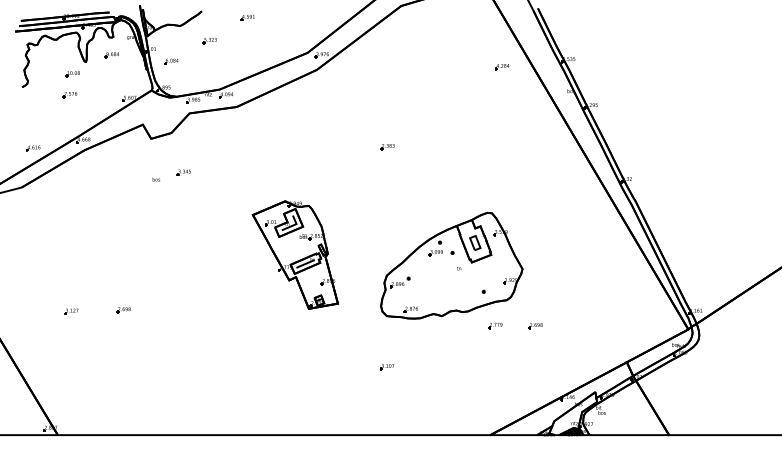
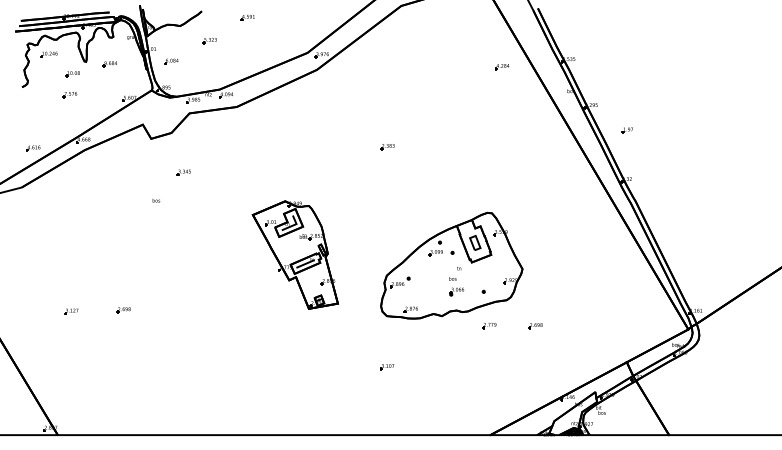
part: none -> present (48, 54)
part position: (111, 55) -> (109, 64) (109, 64)
part: none -> present (626, 130)
text position: (156, 179) -> (156, 200) (156, 200)
part: none -> present (456, 286)
part position: (495, 326) -> (489, 326) (489, 326)
